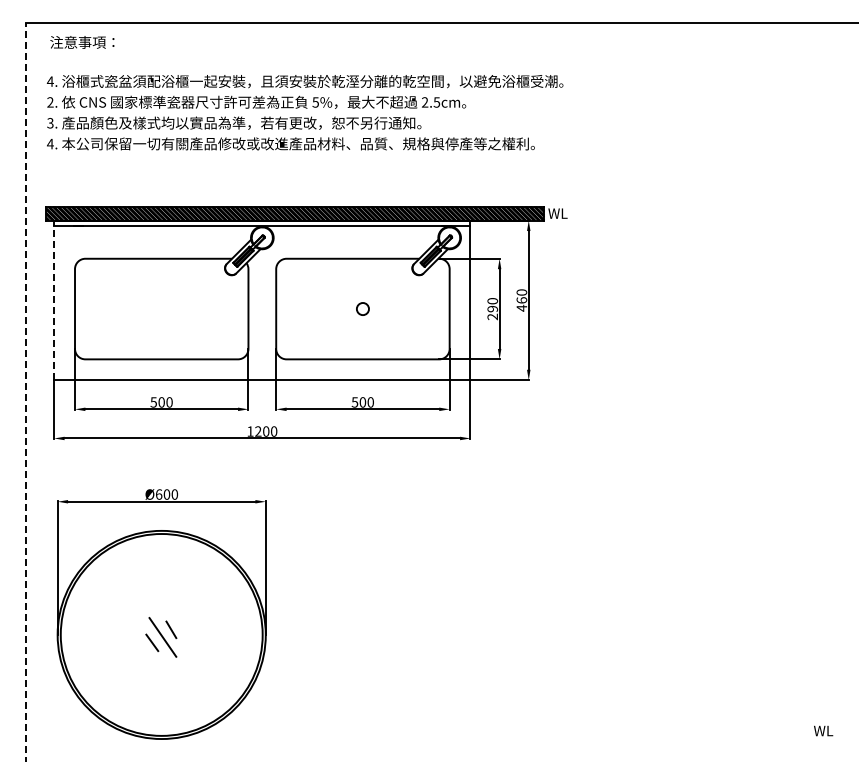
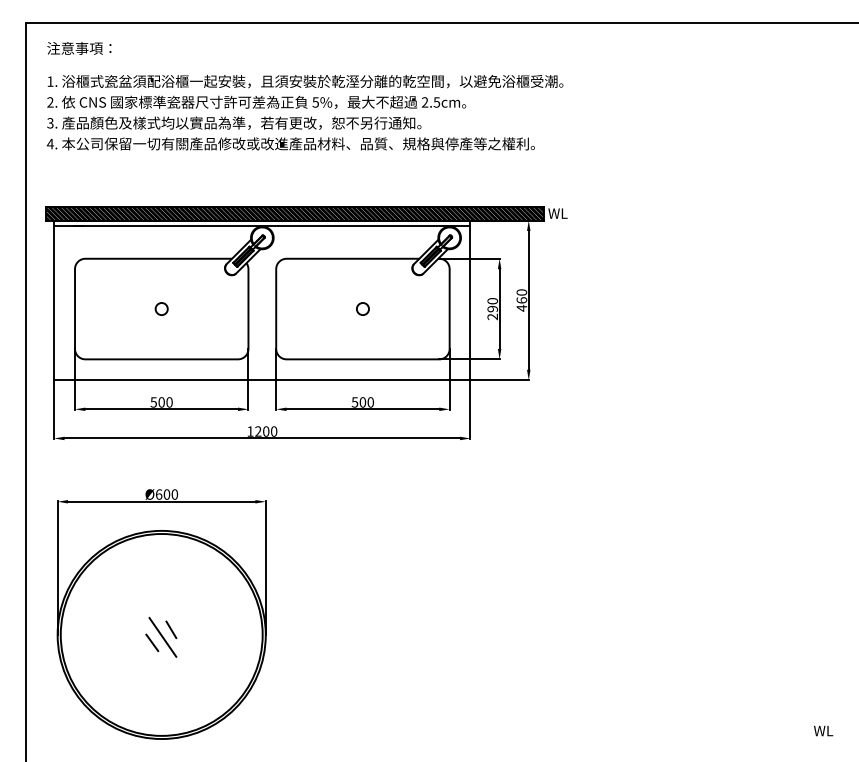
text position: (82, 42) -> (79, 48) (79, 48)
text: 4. -> 1. (49, 81)
line: dashed -> solid (54, 300)
circle: none -> present (161, 308)
line: dashed -> solid (25, 391)
